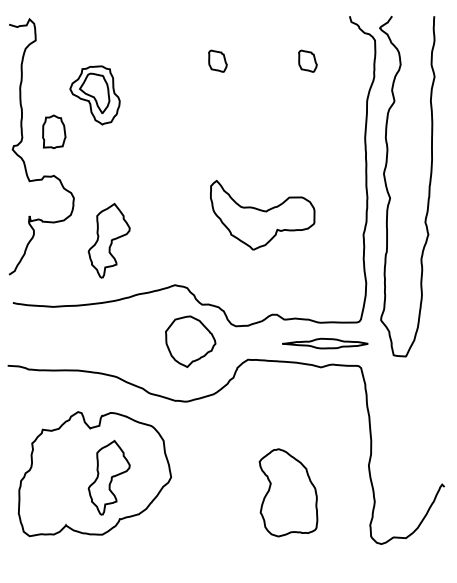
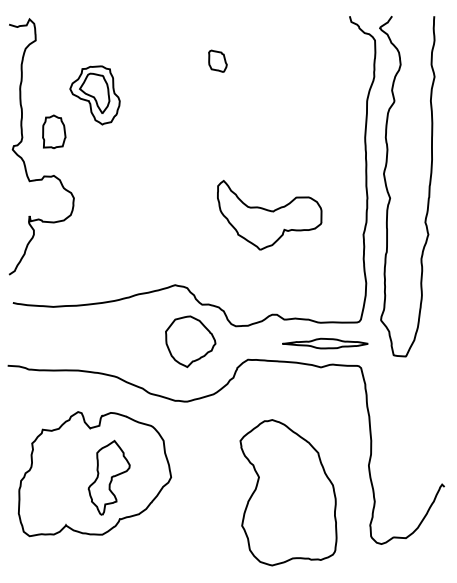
part: present -> none (307, 60)
part position: (262, 214) -> (269, 214) (269, 214)
part: present -> none (108, 240)
part size: 61x90 px -> 99x148 px (288, 492)
